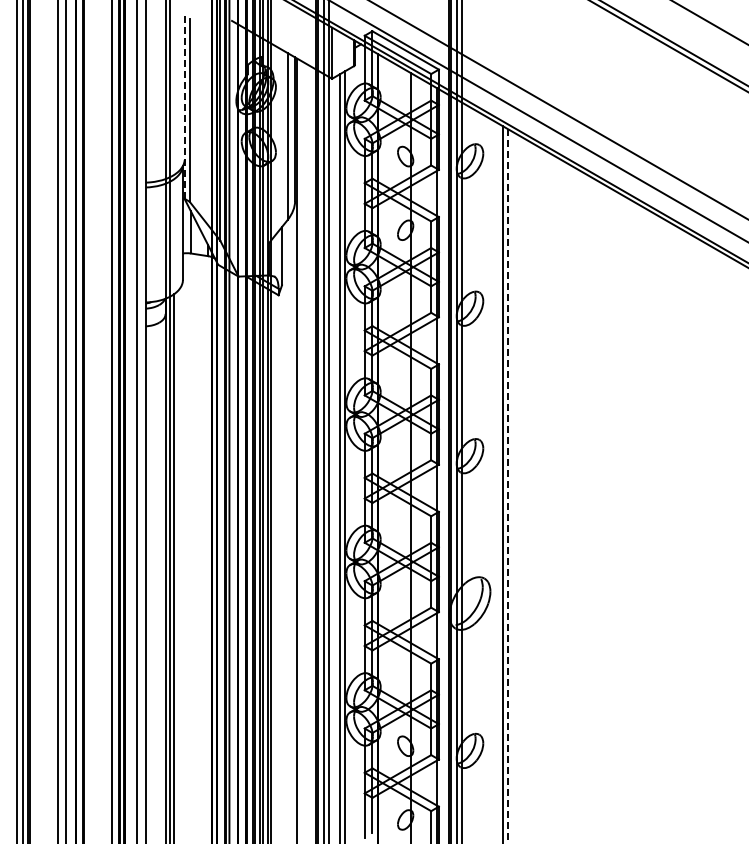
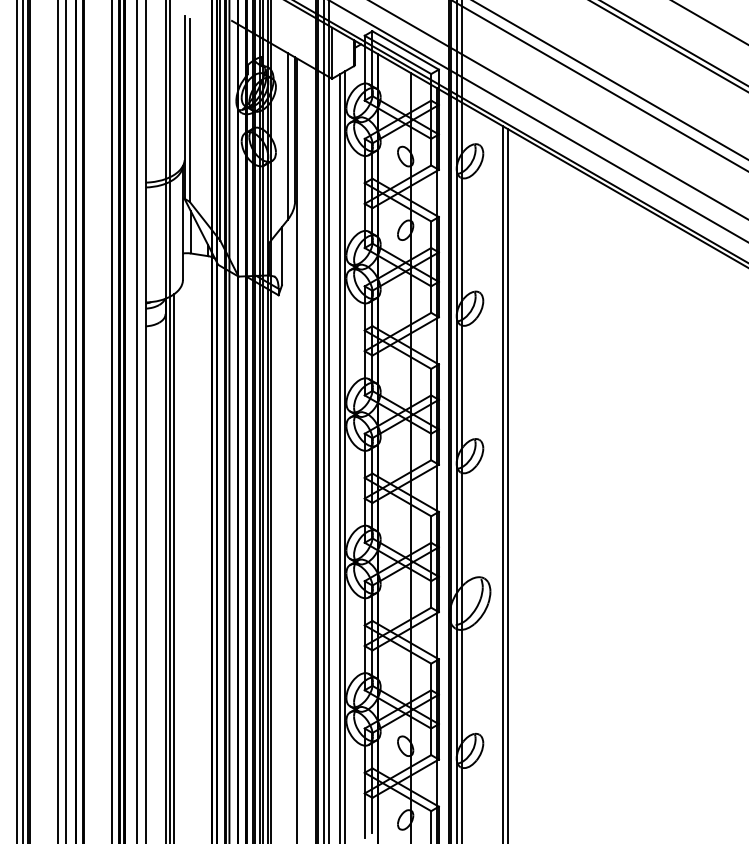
line: none -> present (609, 80)
line: none -> present (600, 85)
line: dashed -> solid (184, 107)
line: dashed -> solid (508, 486)
